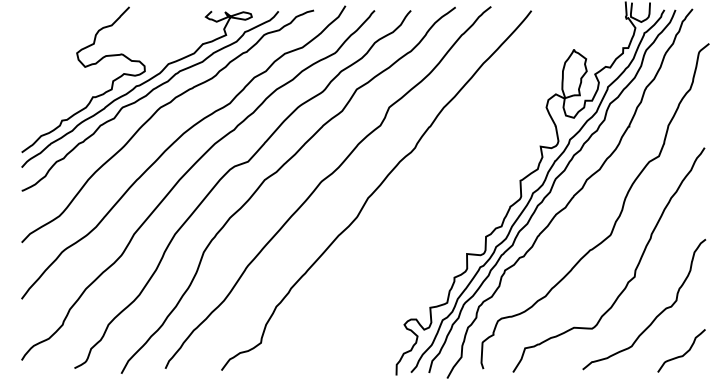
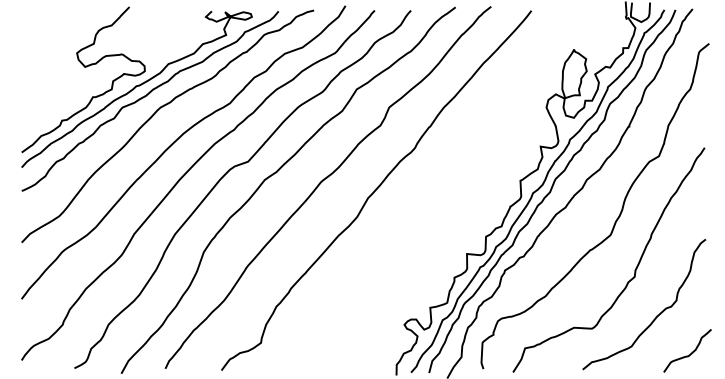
curve position: (684, 353) -> (690, 353) (690, 353)
